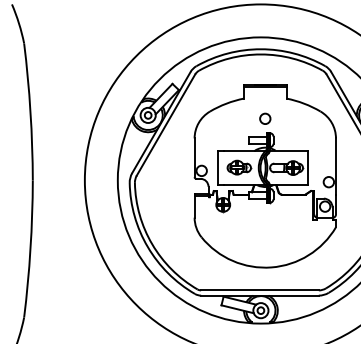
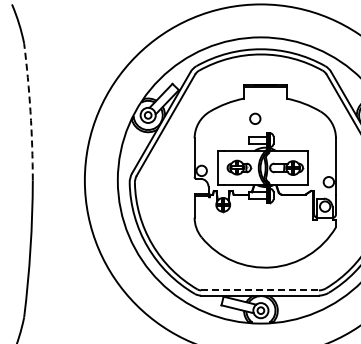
arc: solid -> dashed (30, 111)
circle position: (265, 118) -> (255, 118) (255, 118)
line: solid -> dashed (259, 290)
